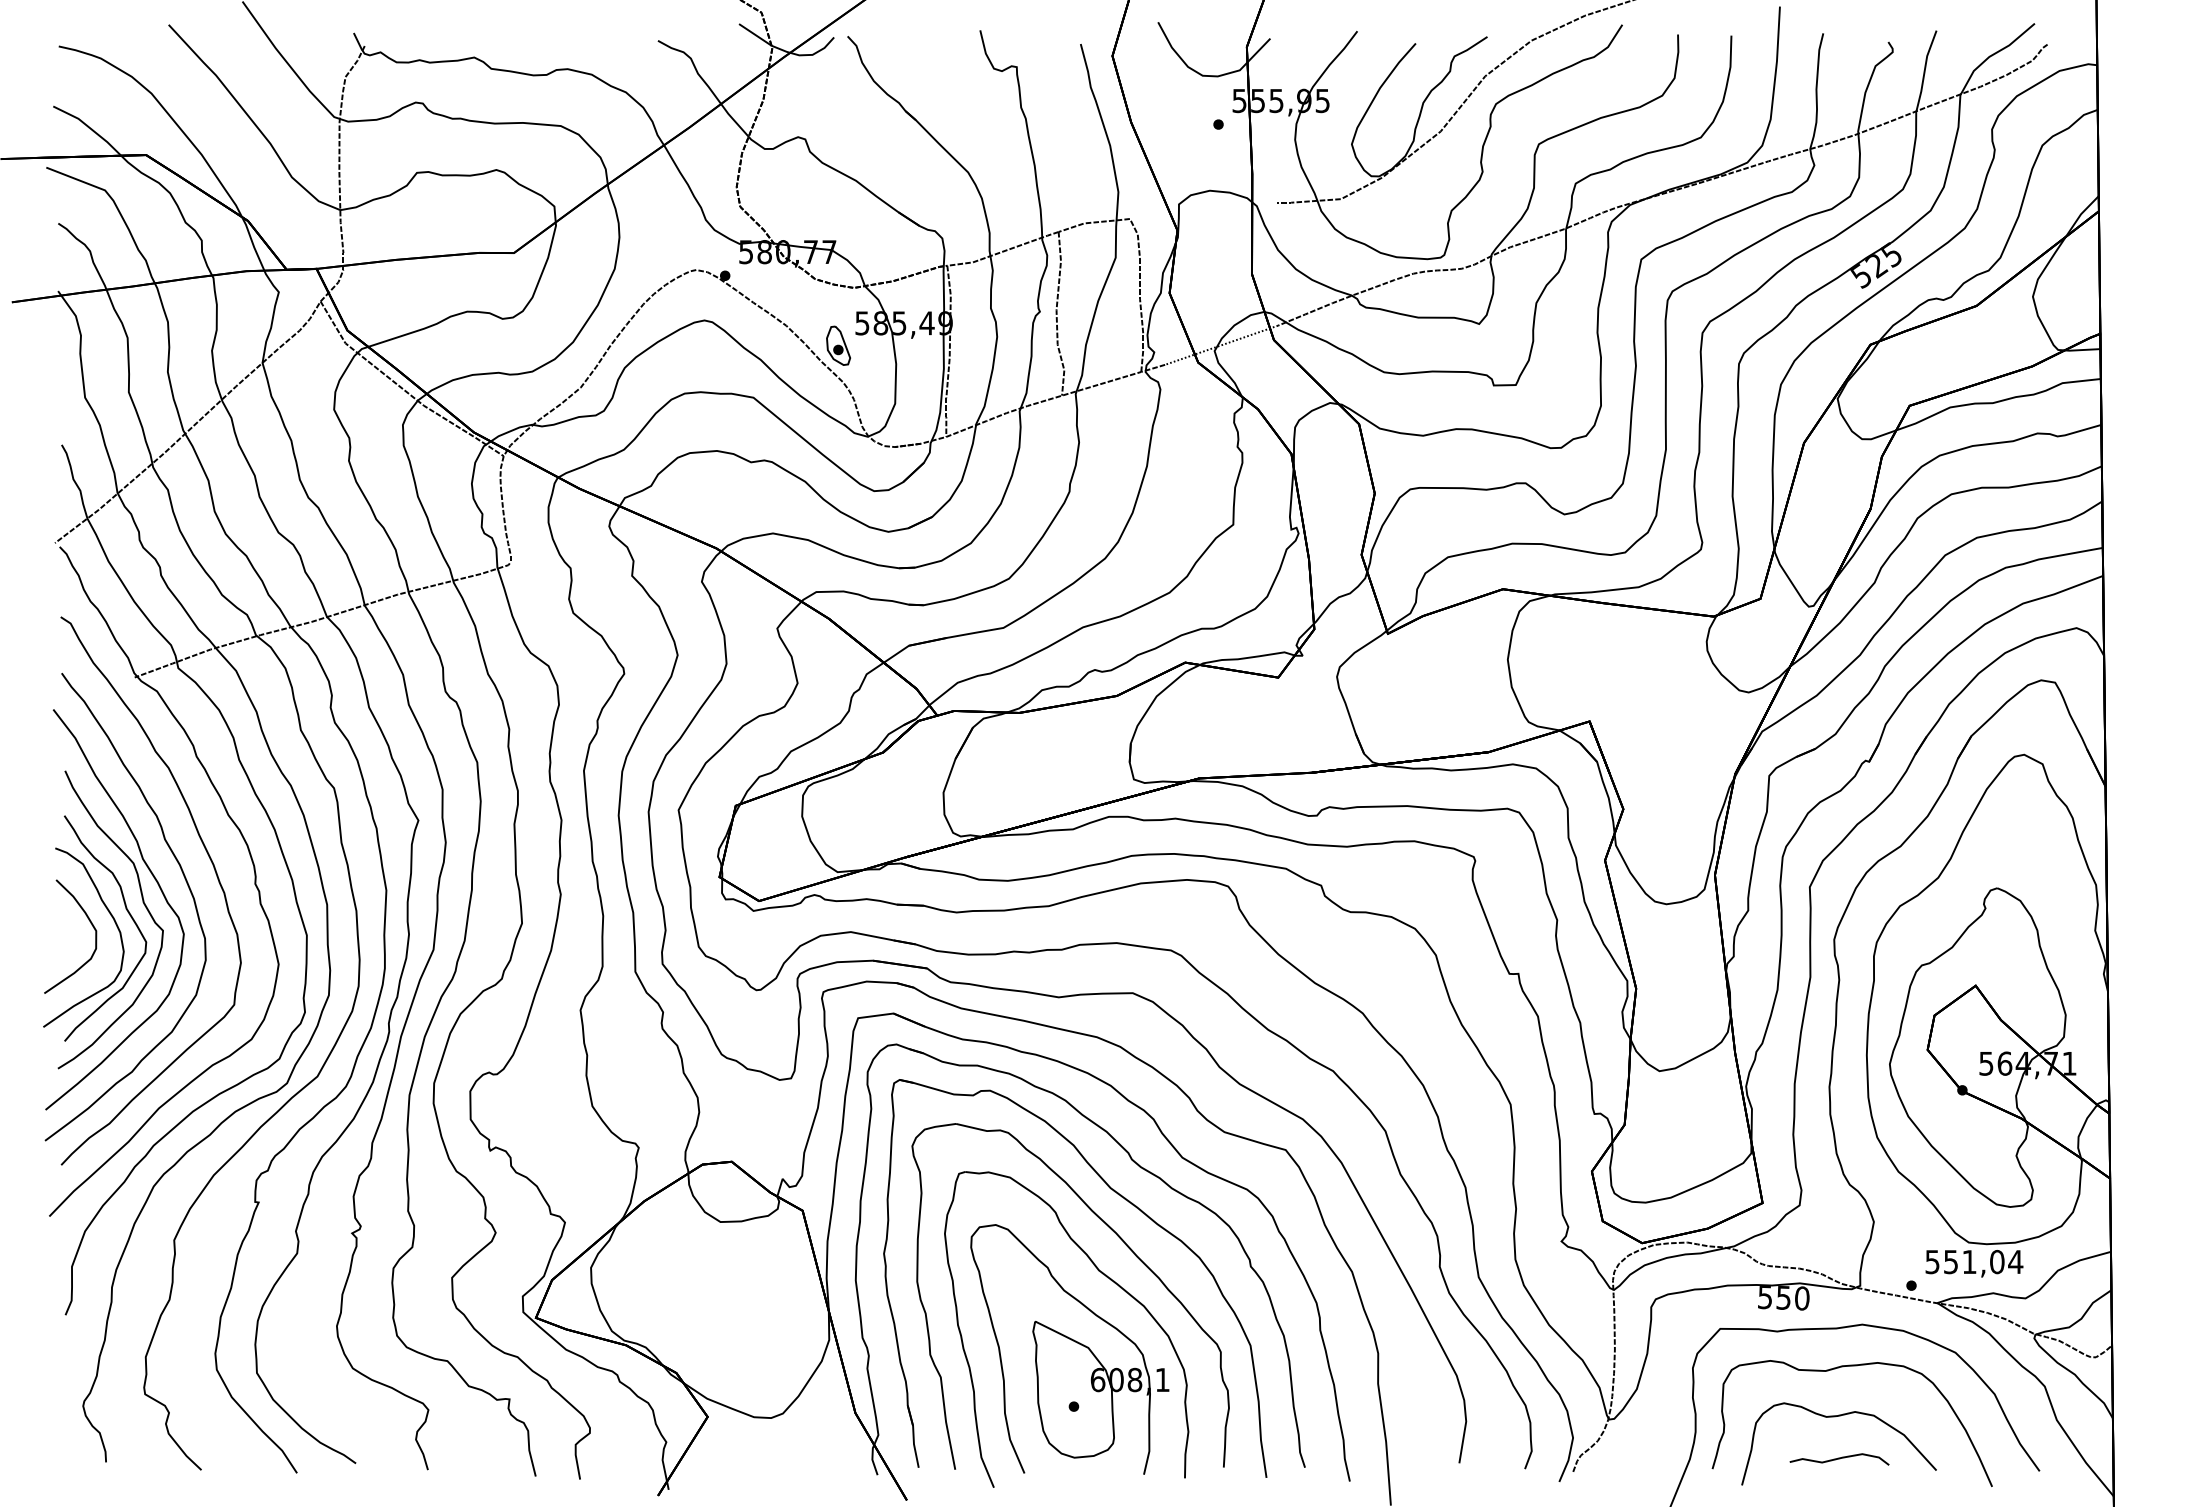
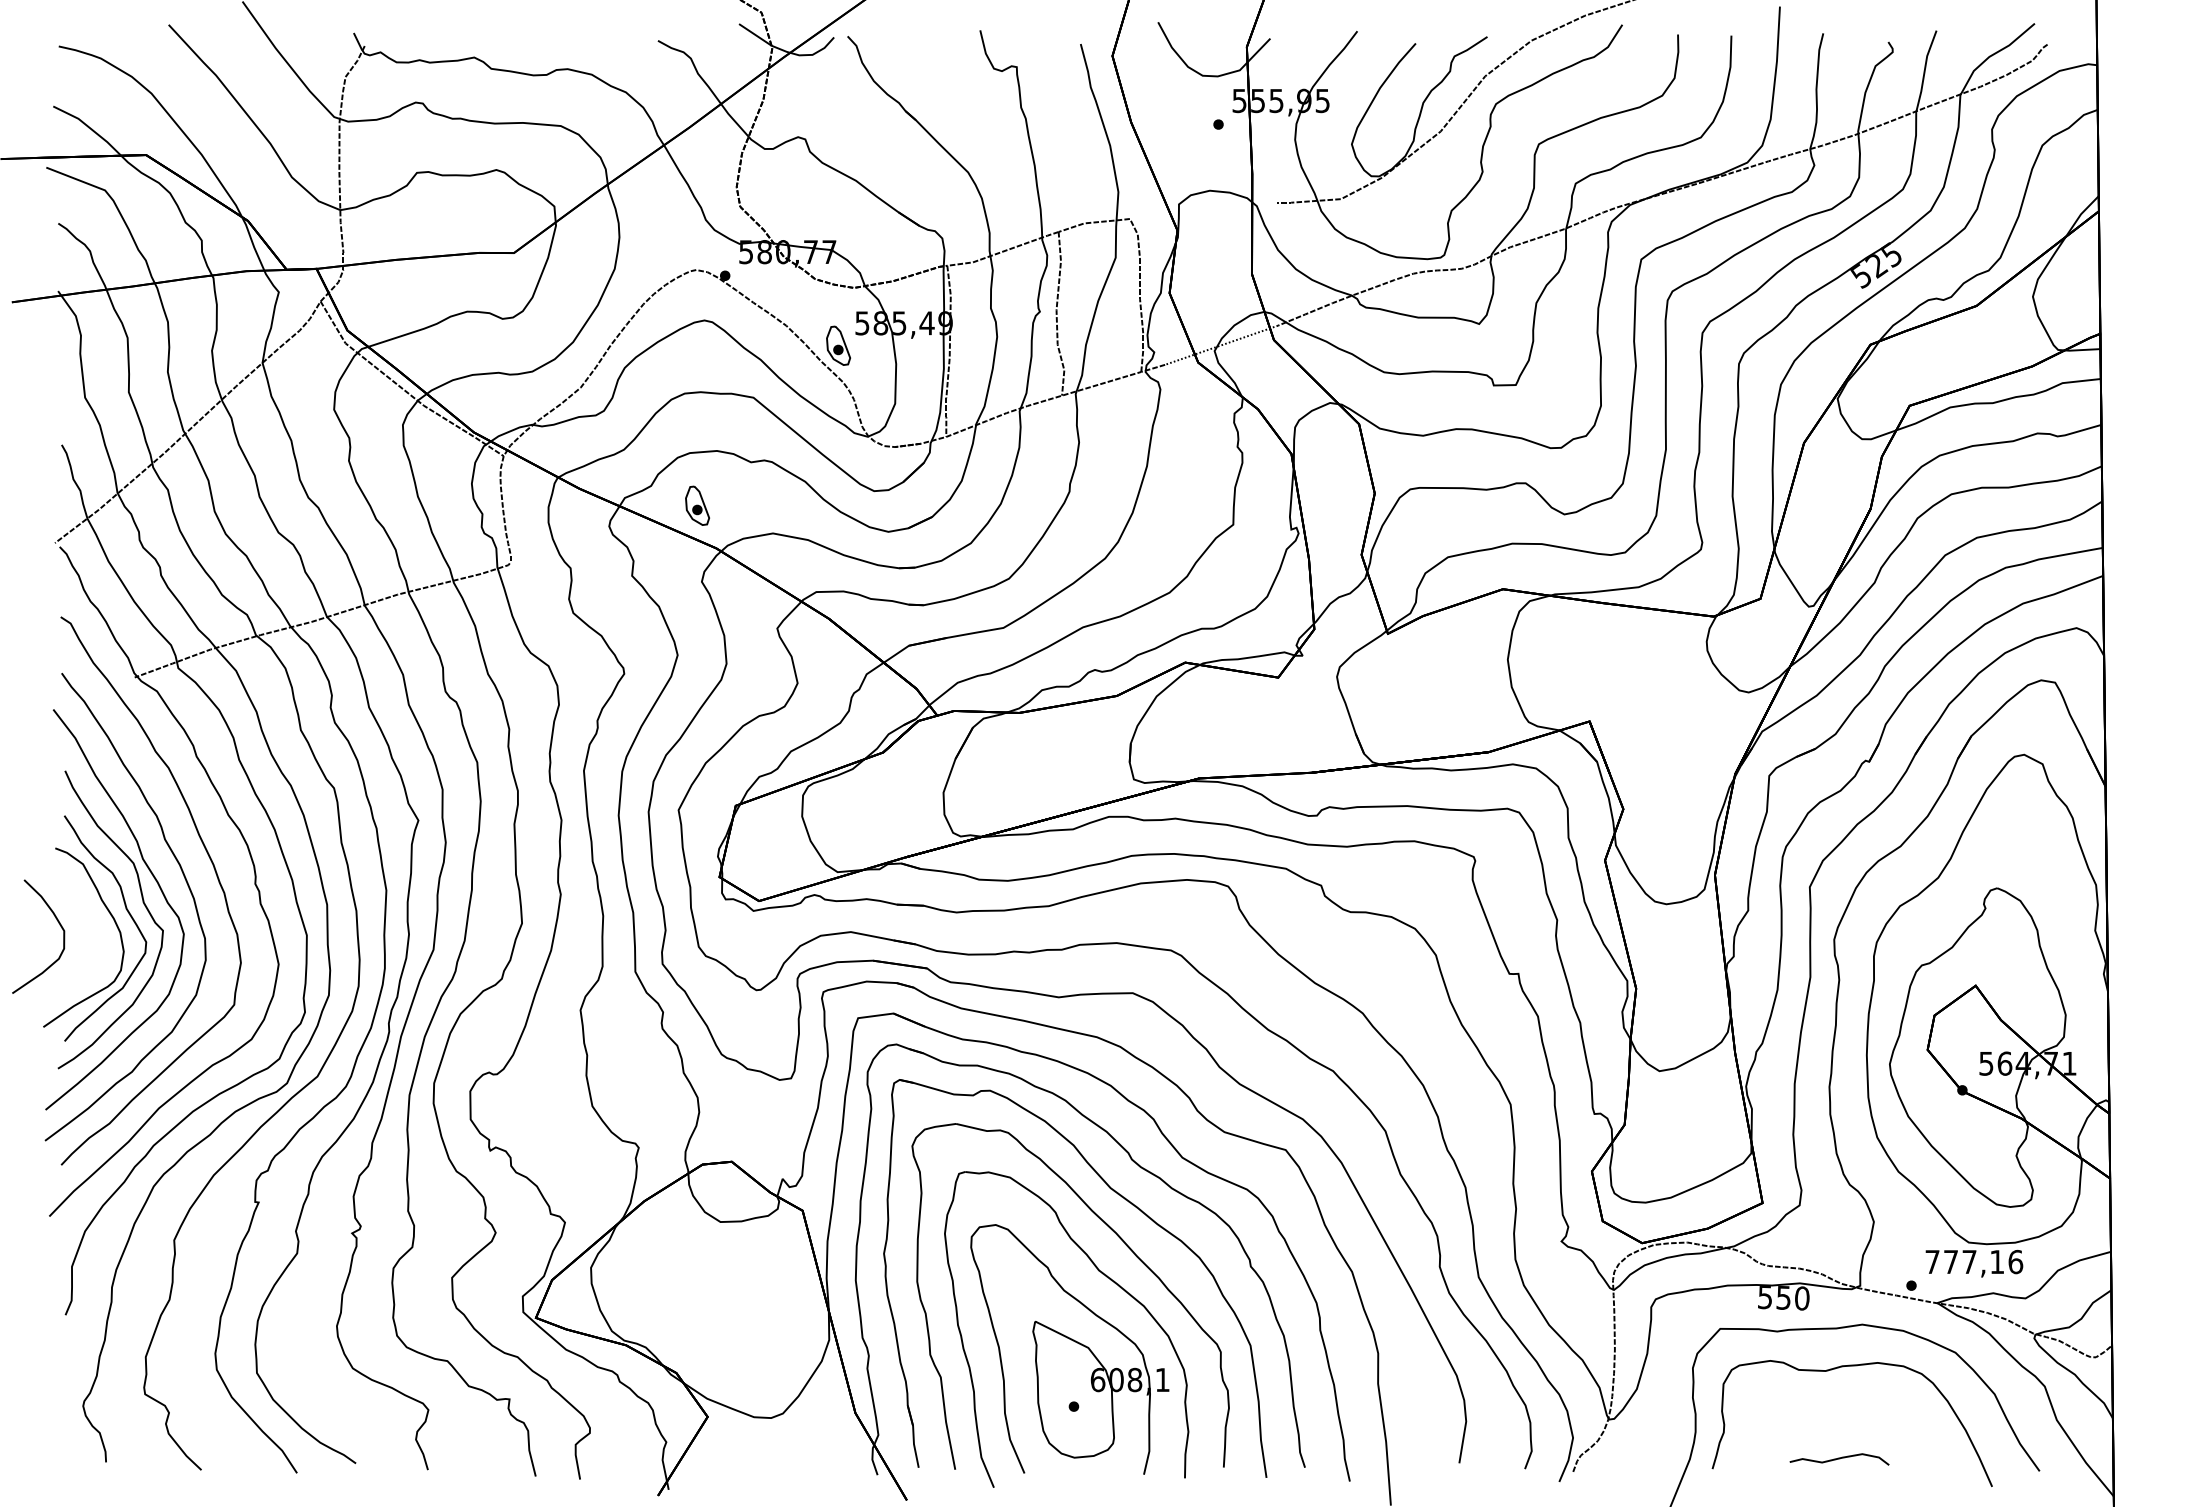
part: none -> present (697, 505)
curve position: (91, 925) -> (59, 925) (59, 925)
text: 551,04 -> 777,16 (1974, 1261)
curve: present -> none (1835, 1417)
